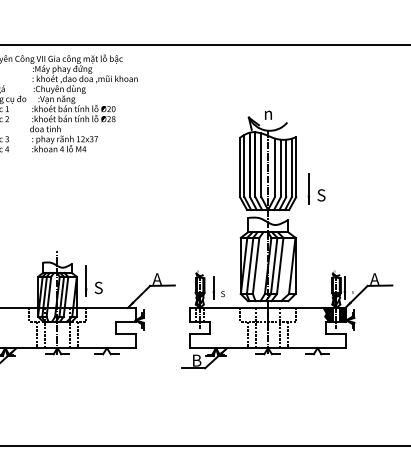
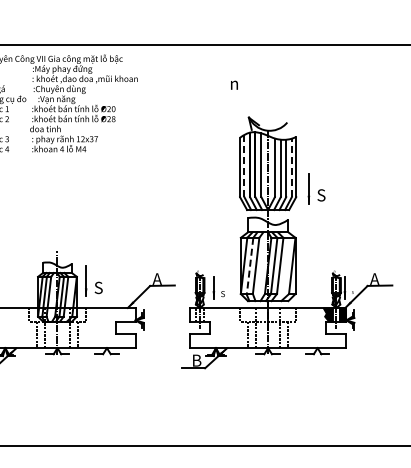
text position: (268, 114) -> (234, 84) (234, 84)
line: solid -> dashed (244, 165)
line: solid -> dashed (291, 167)
line: solid -> dashed (250, 266)
